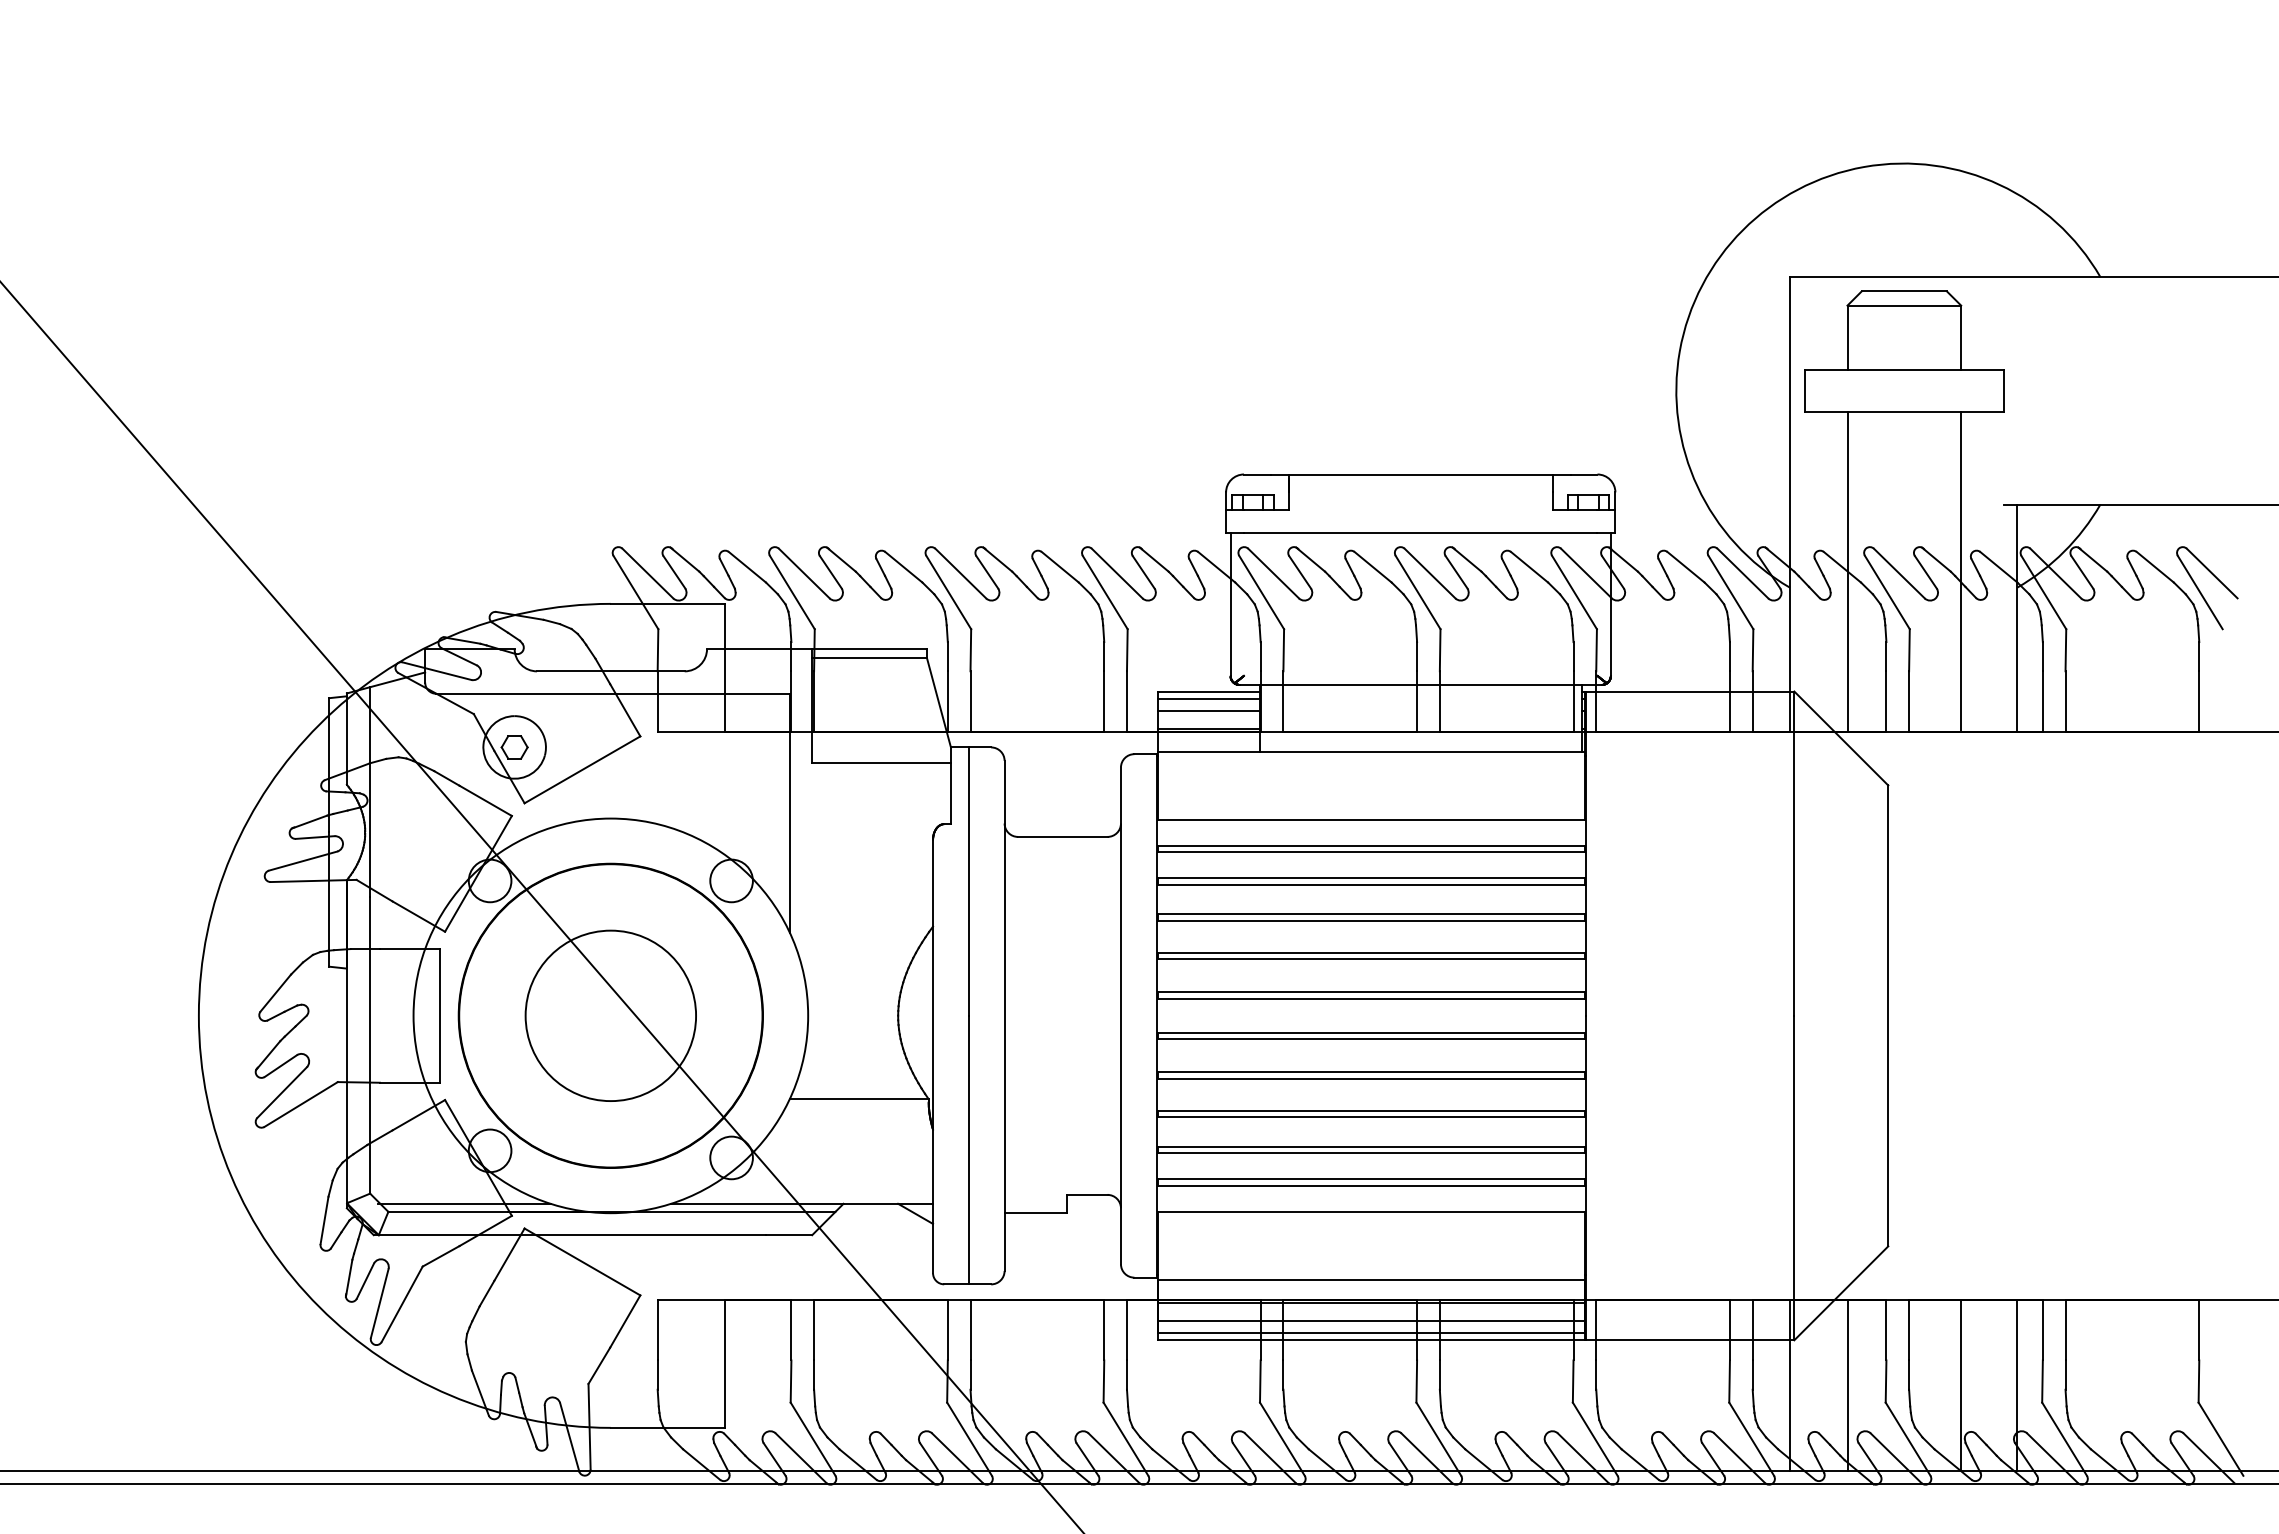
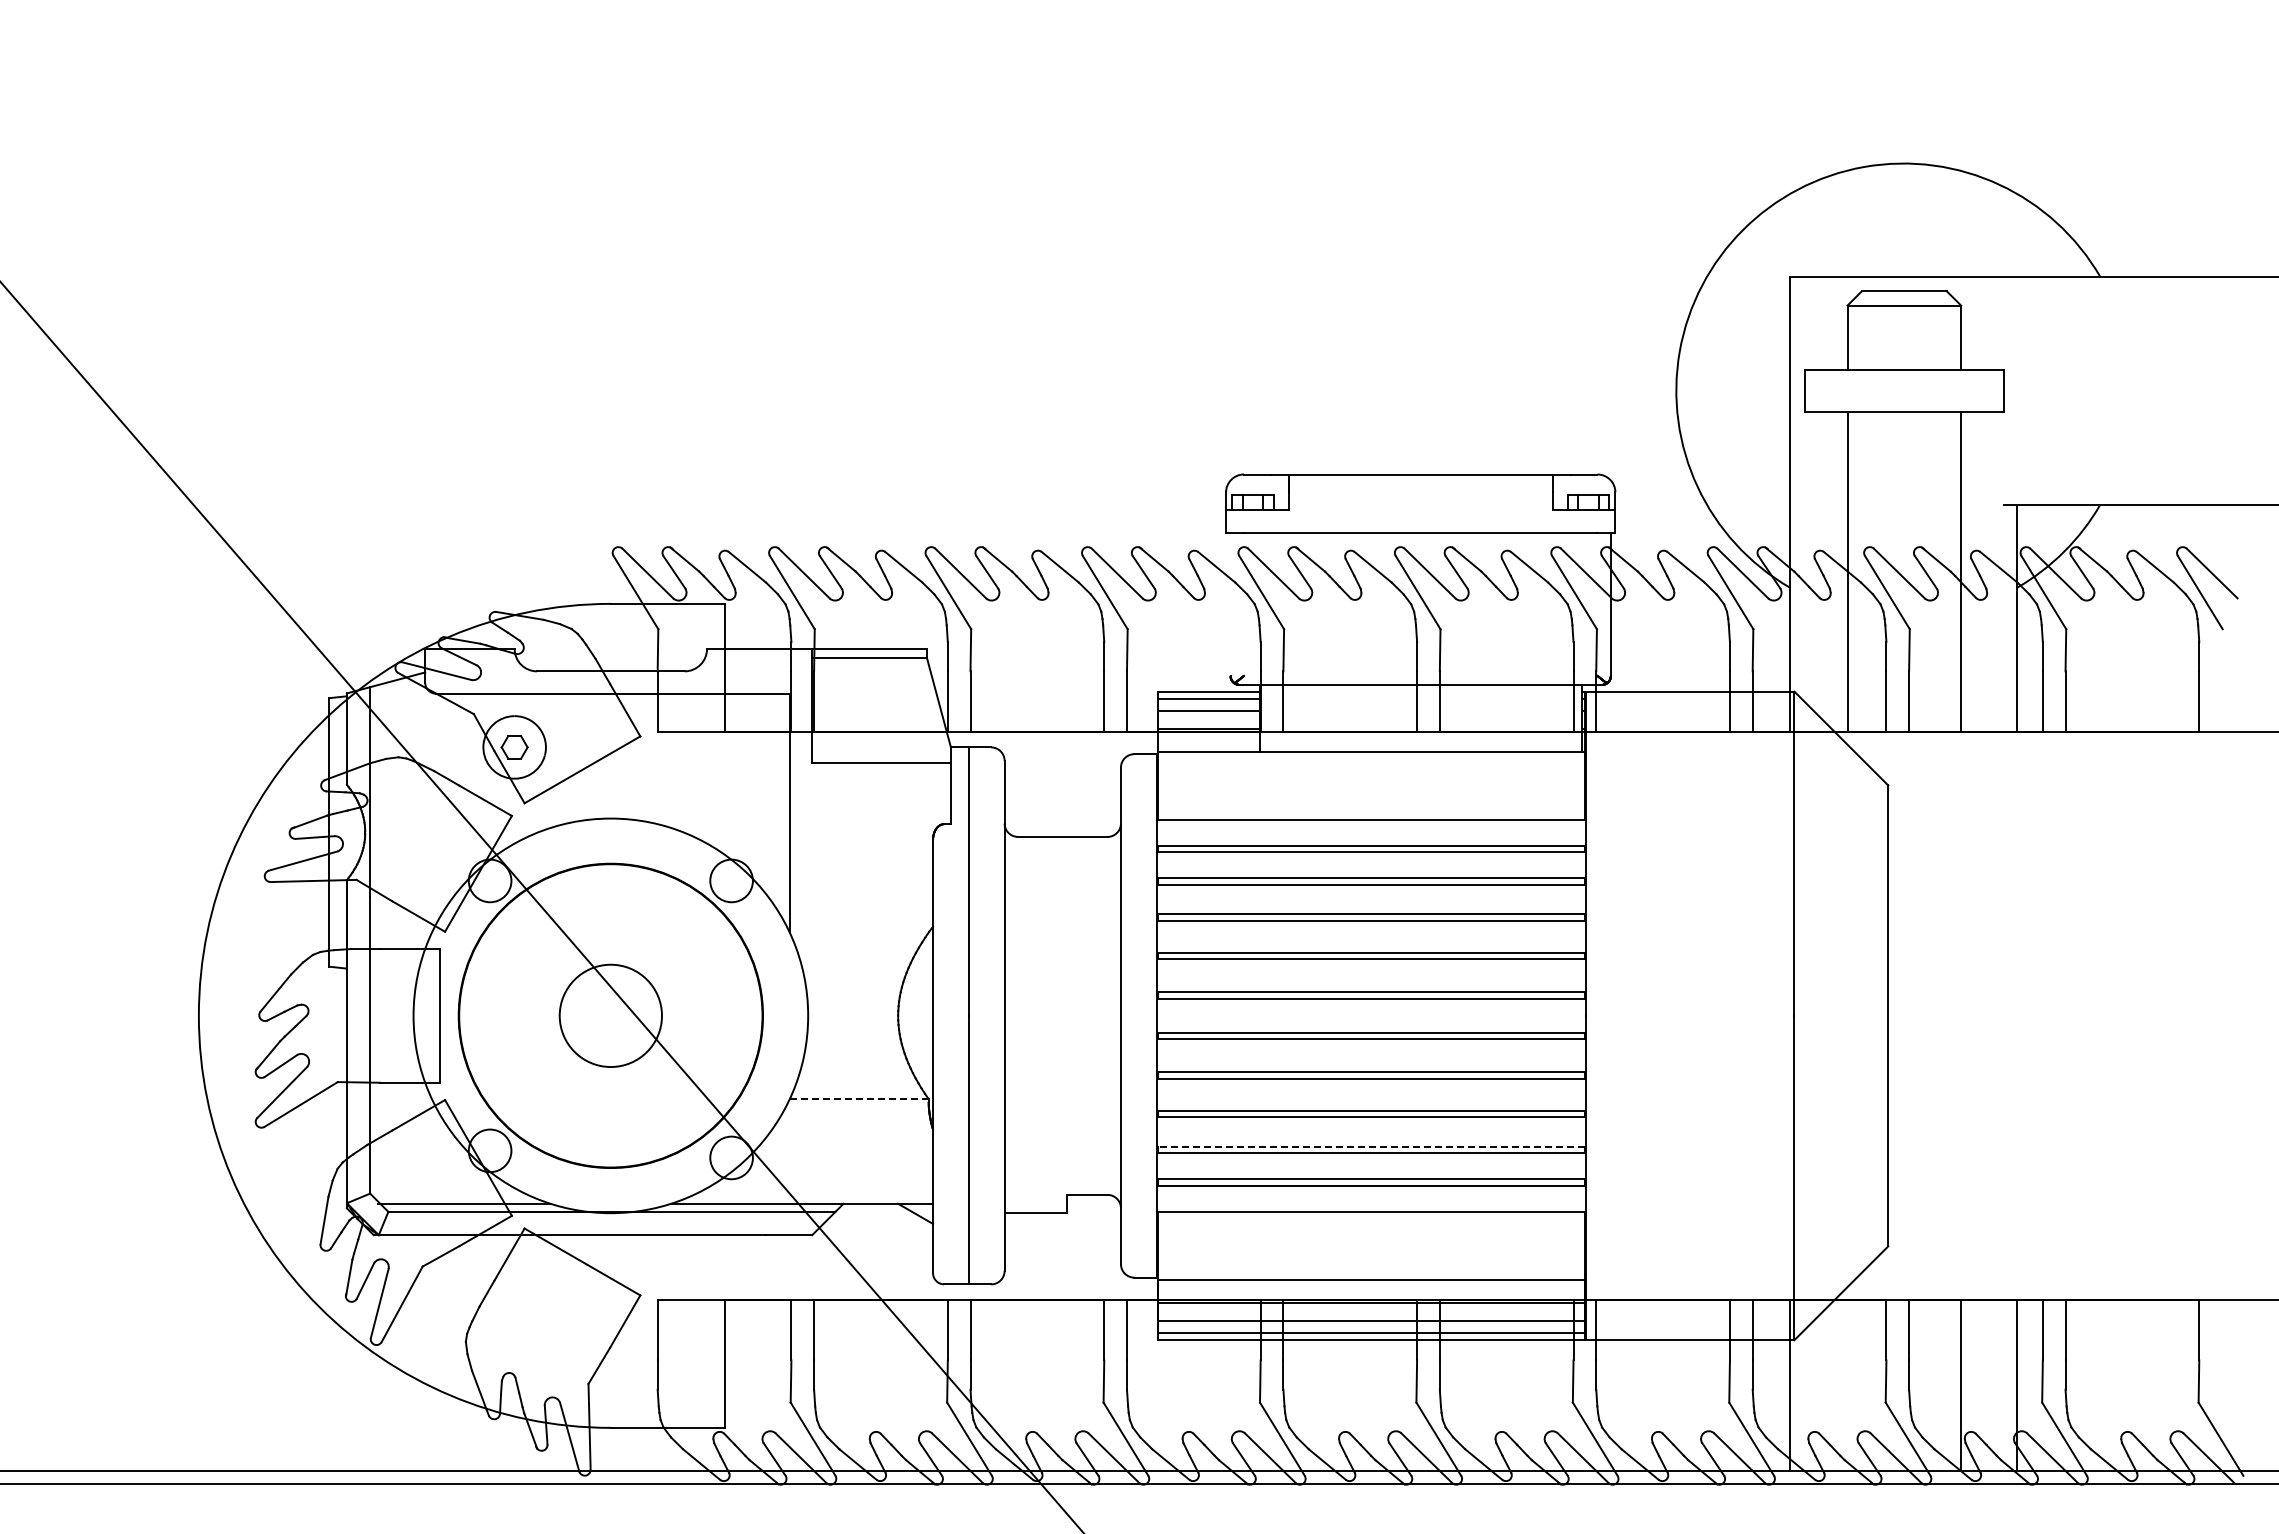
line: present -> none (1230, 603)
circle diameter: 170 px -> 102 px (610, 1015)
line: solid -> dashed (859, 1099)
line: solid -> dashed (1371, 1146)
line: present -> none (1847, 1385)
